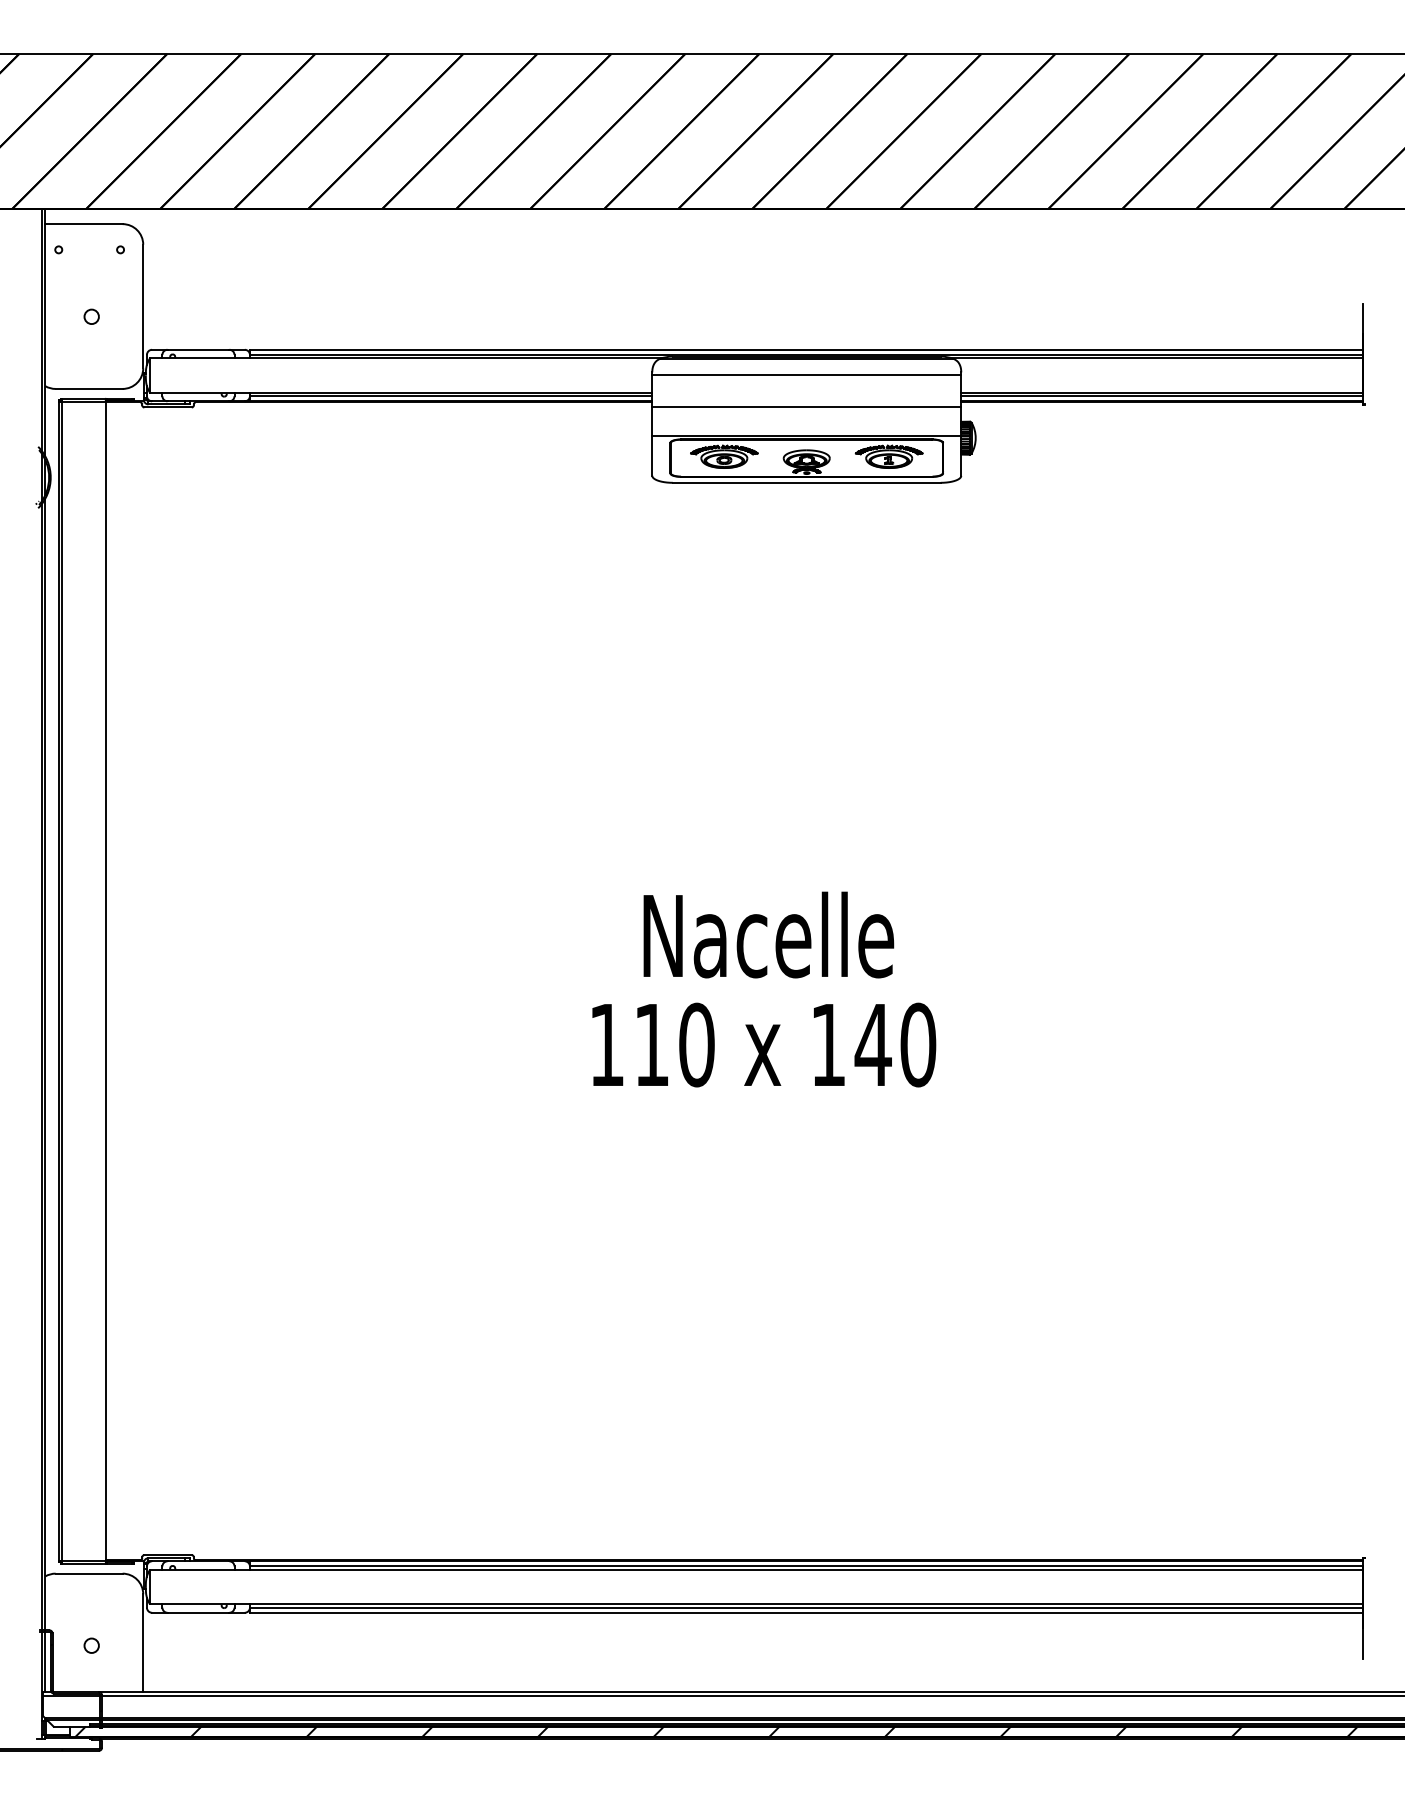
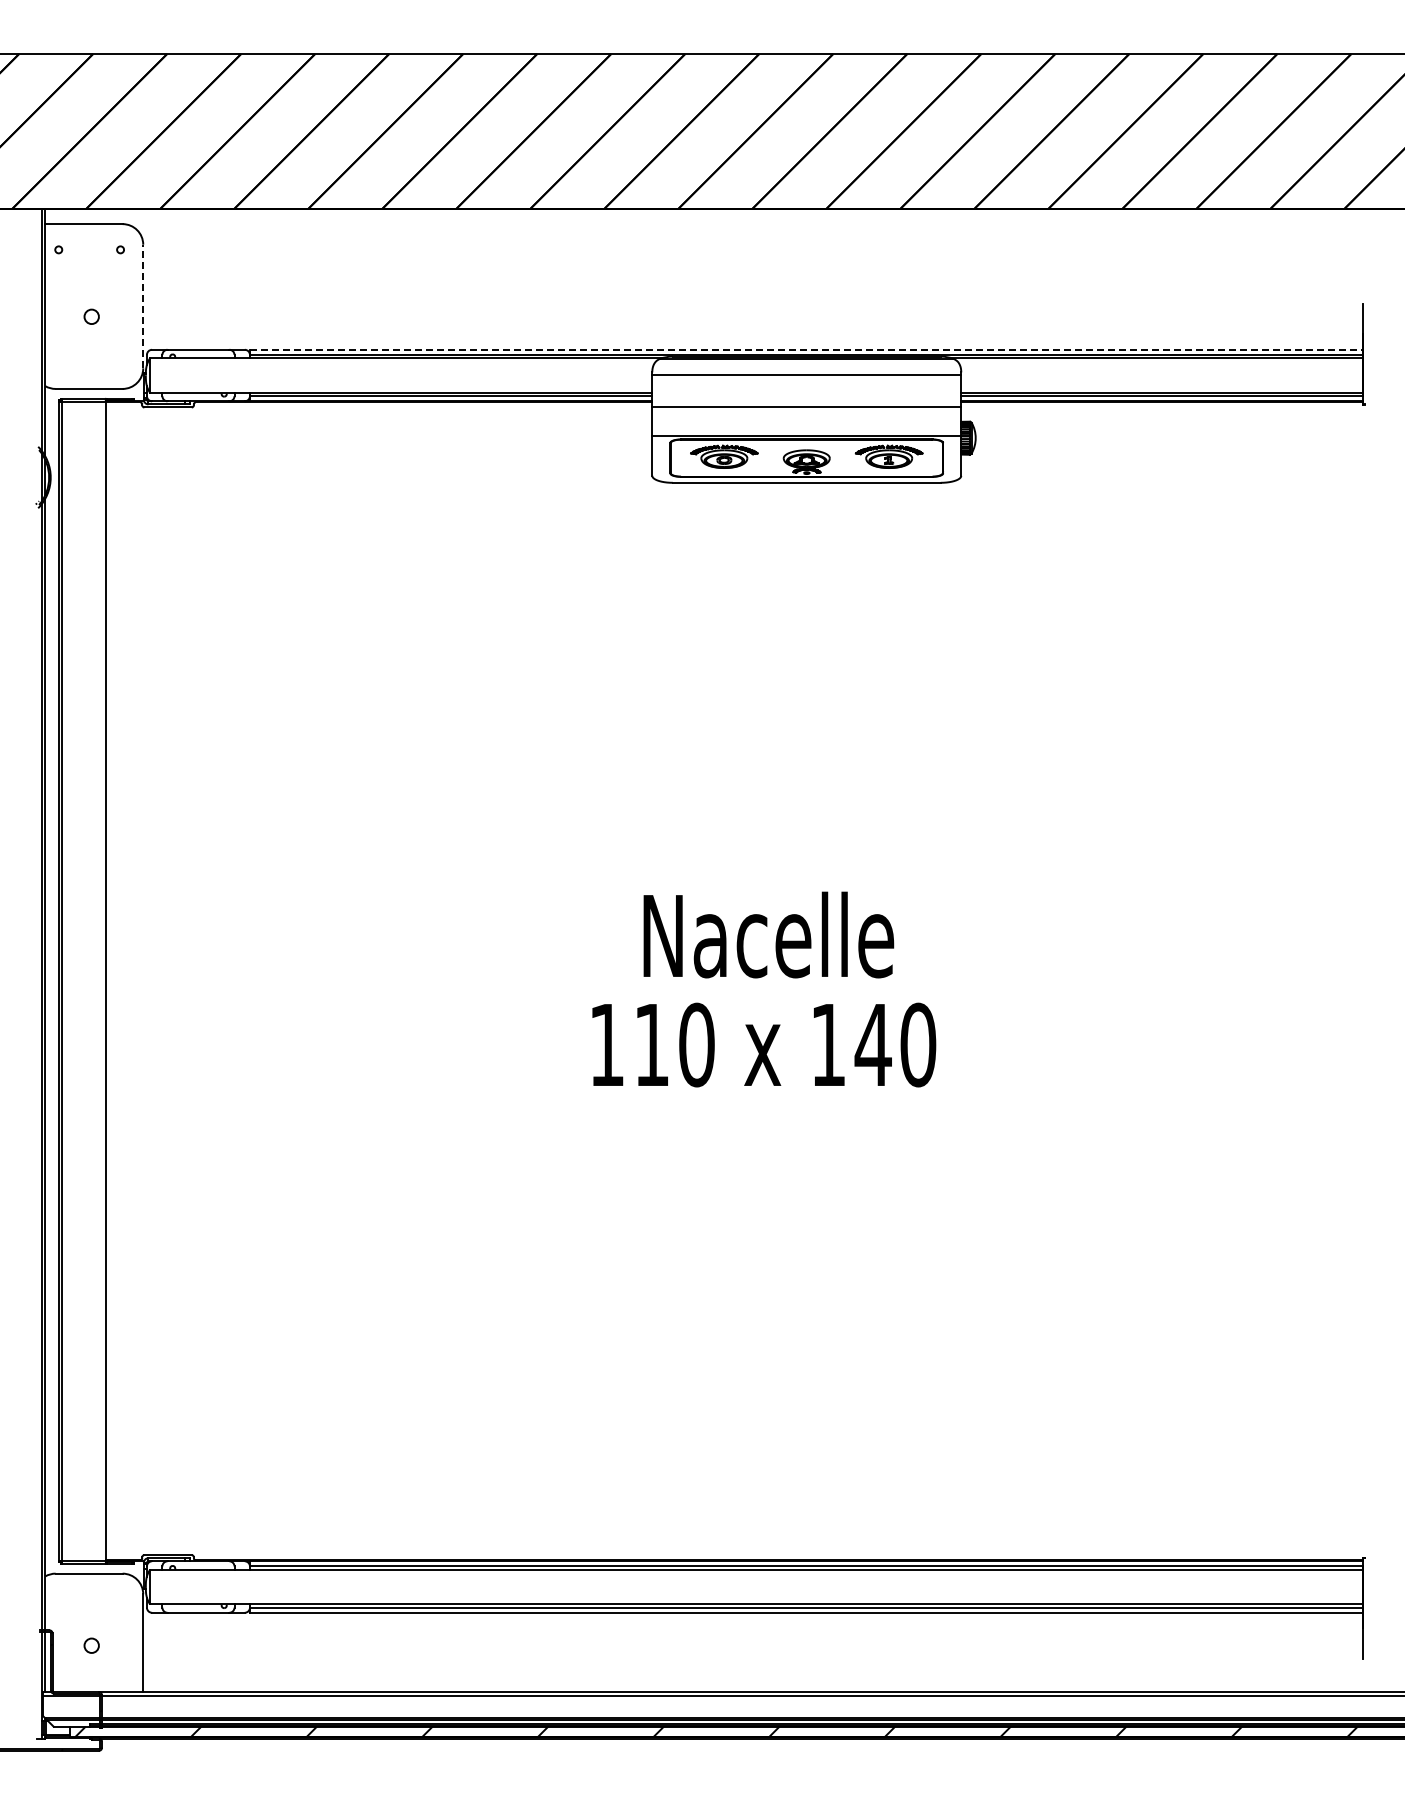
line: solid -> dashed (143, 306)
line: solid -> dashed (806, 349)
